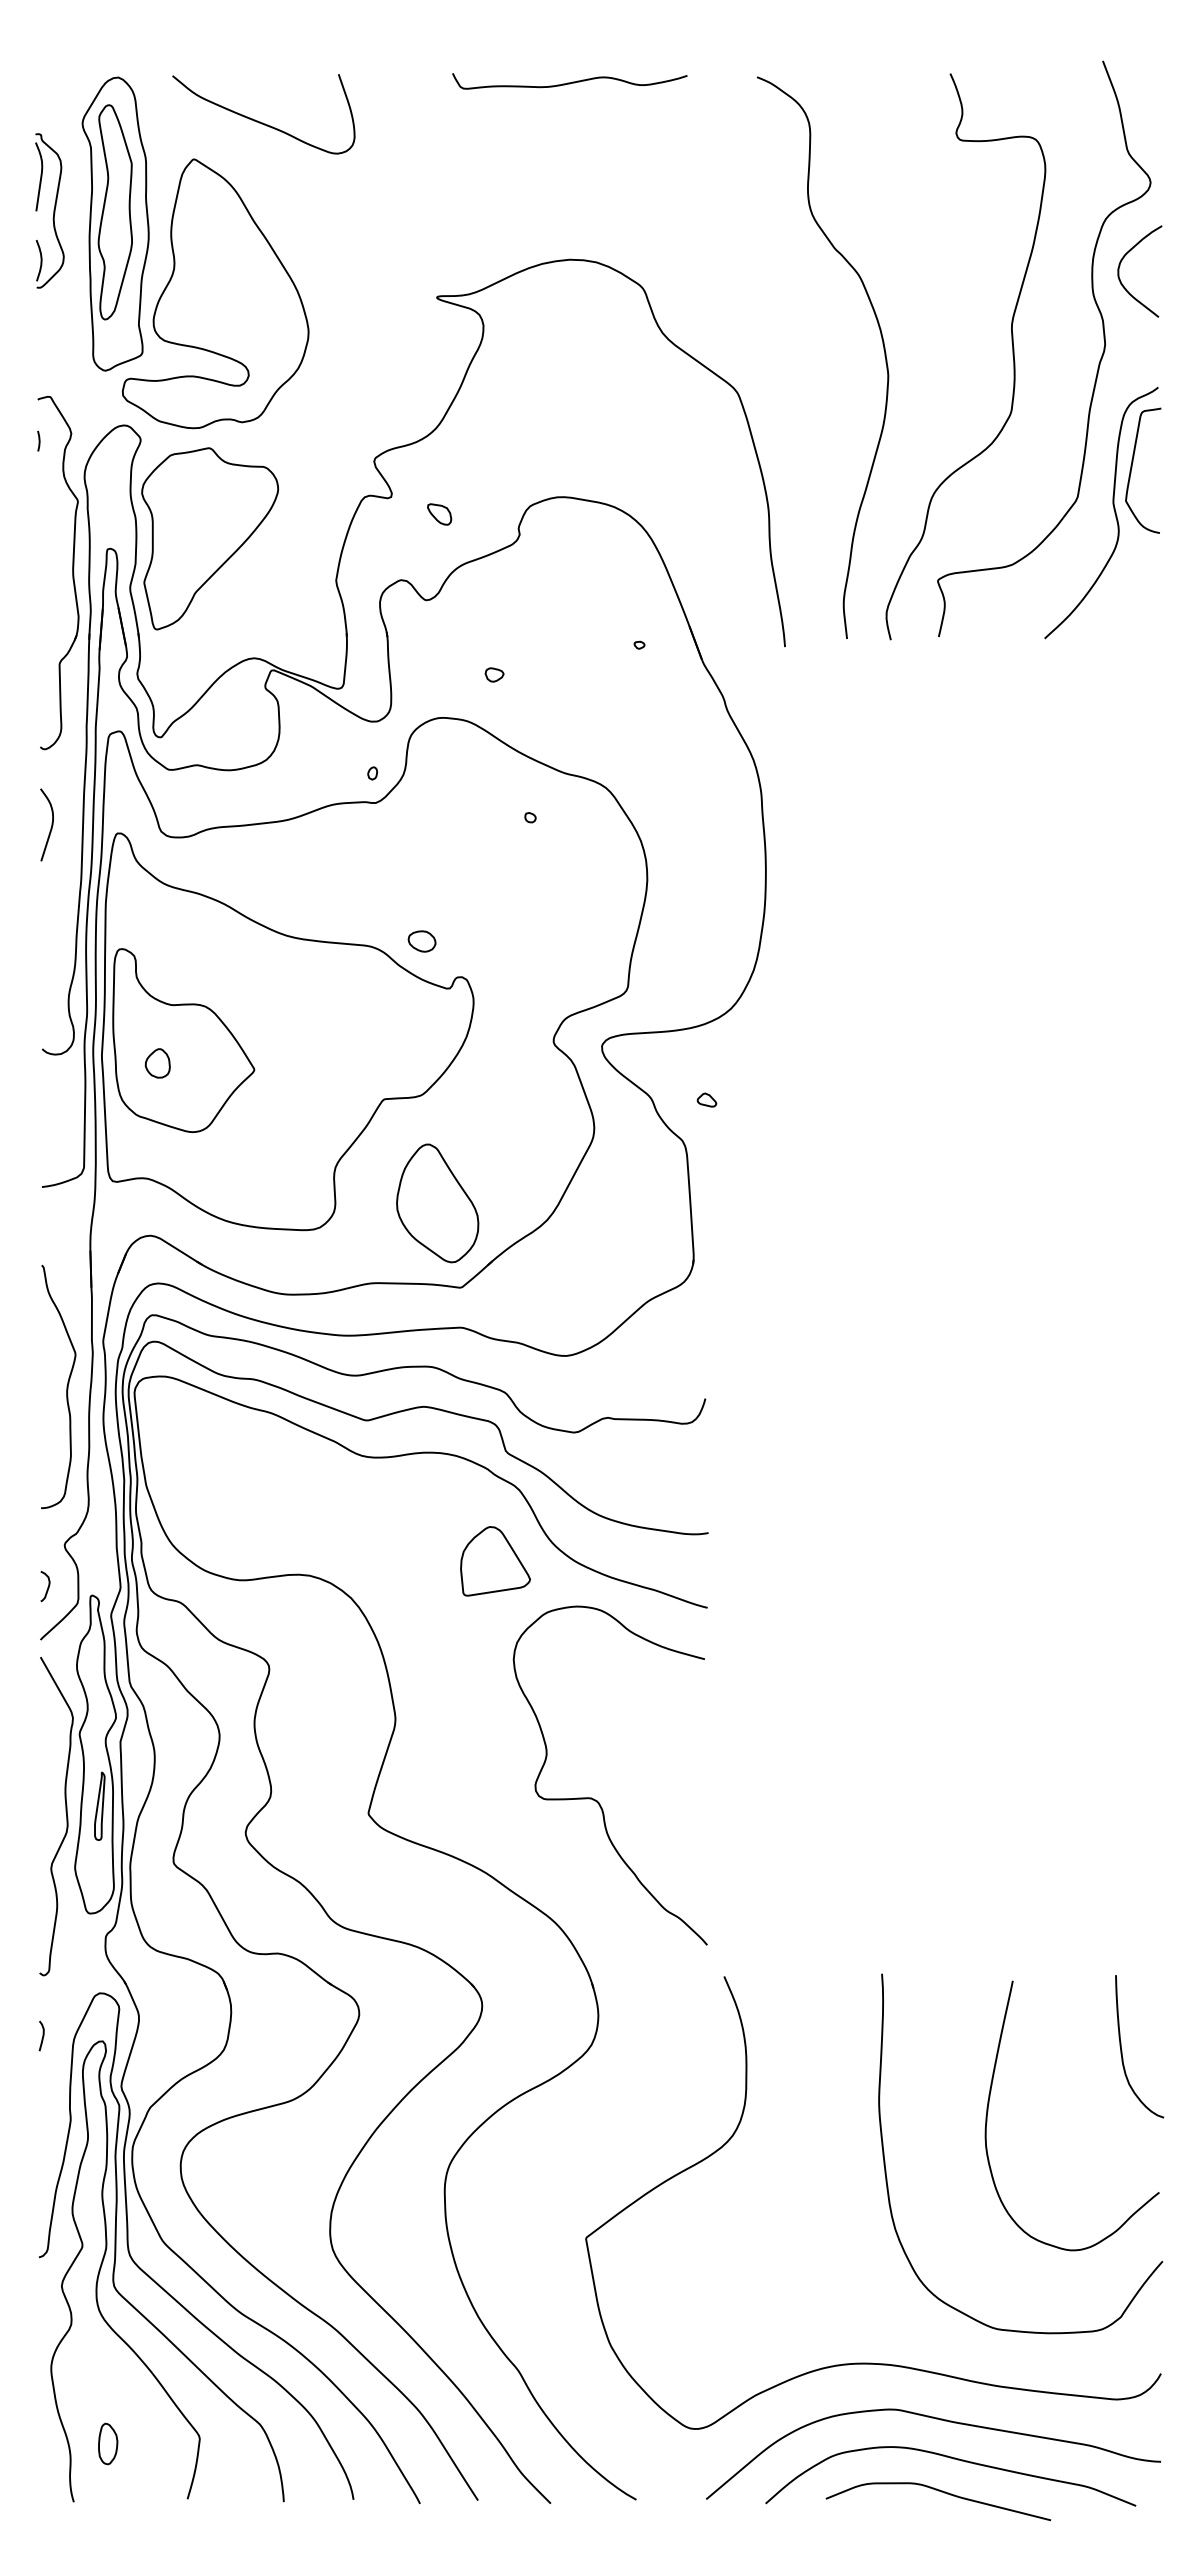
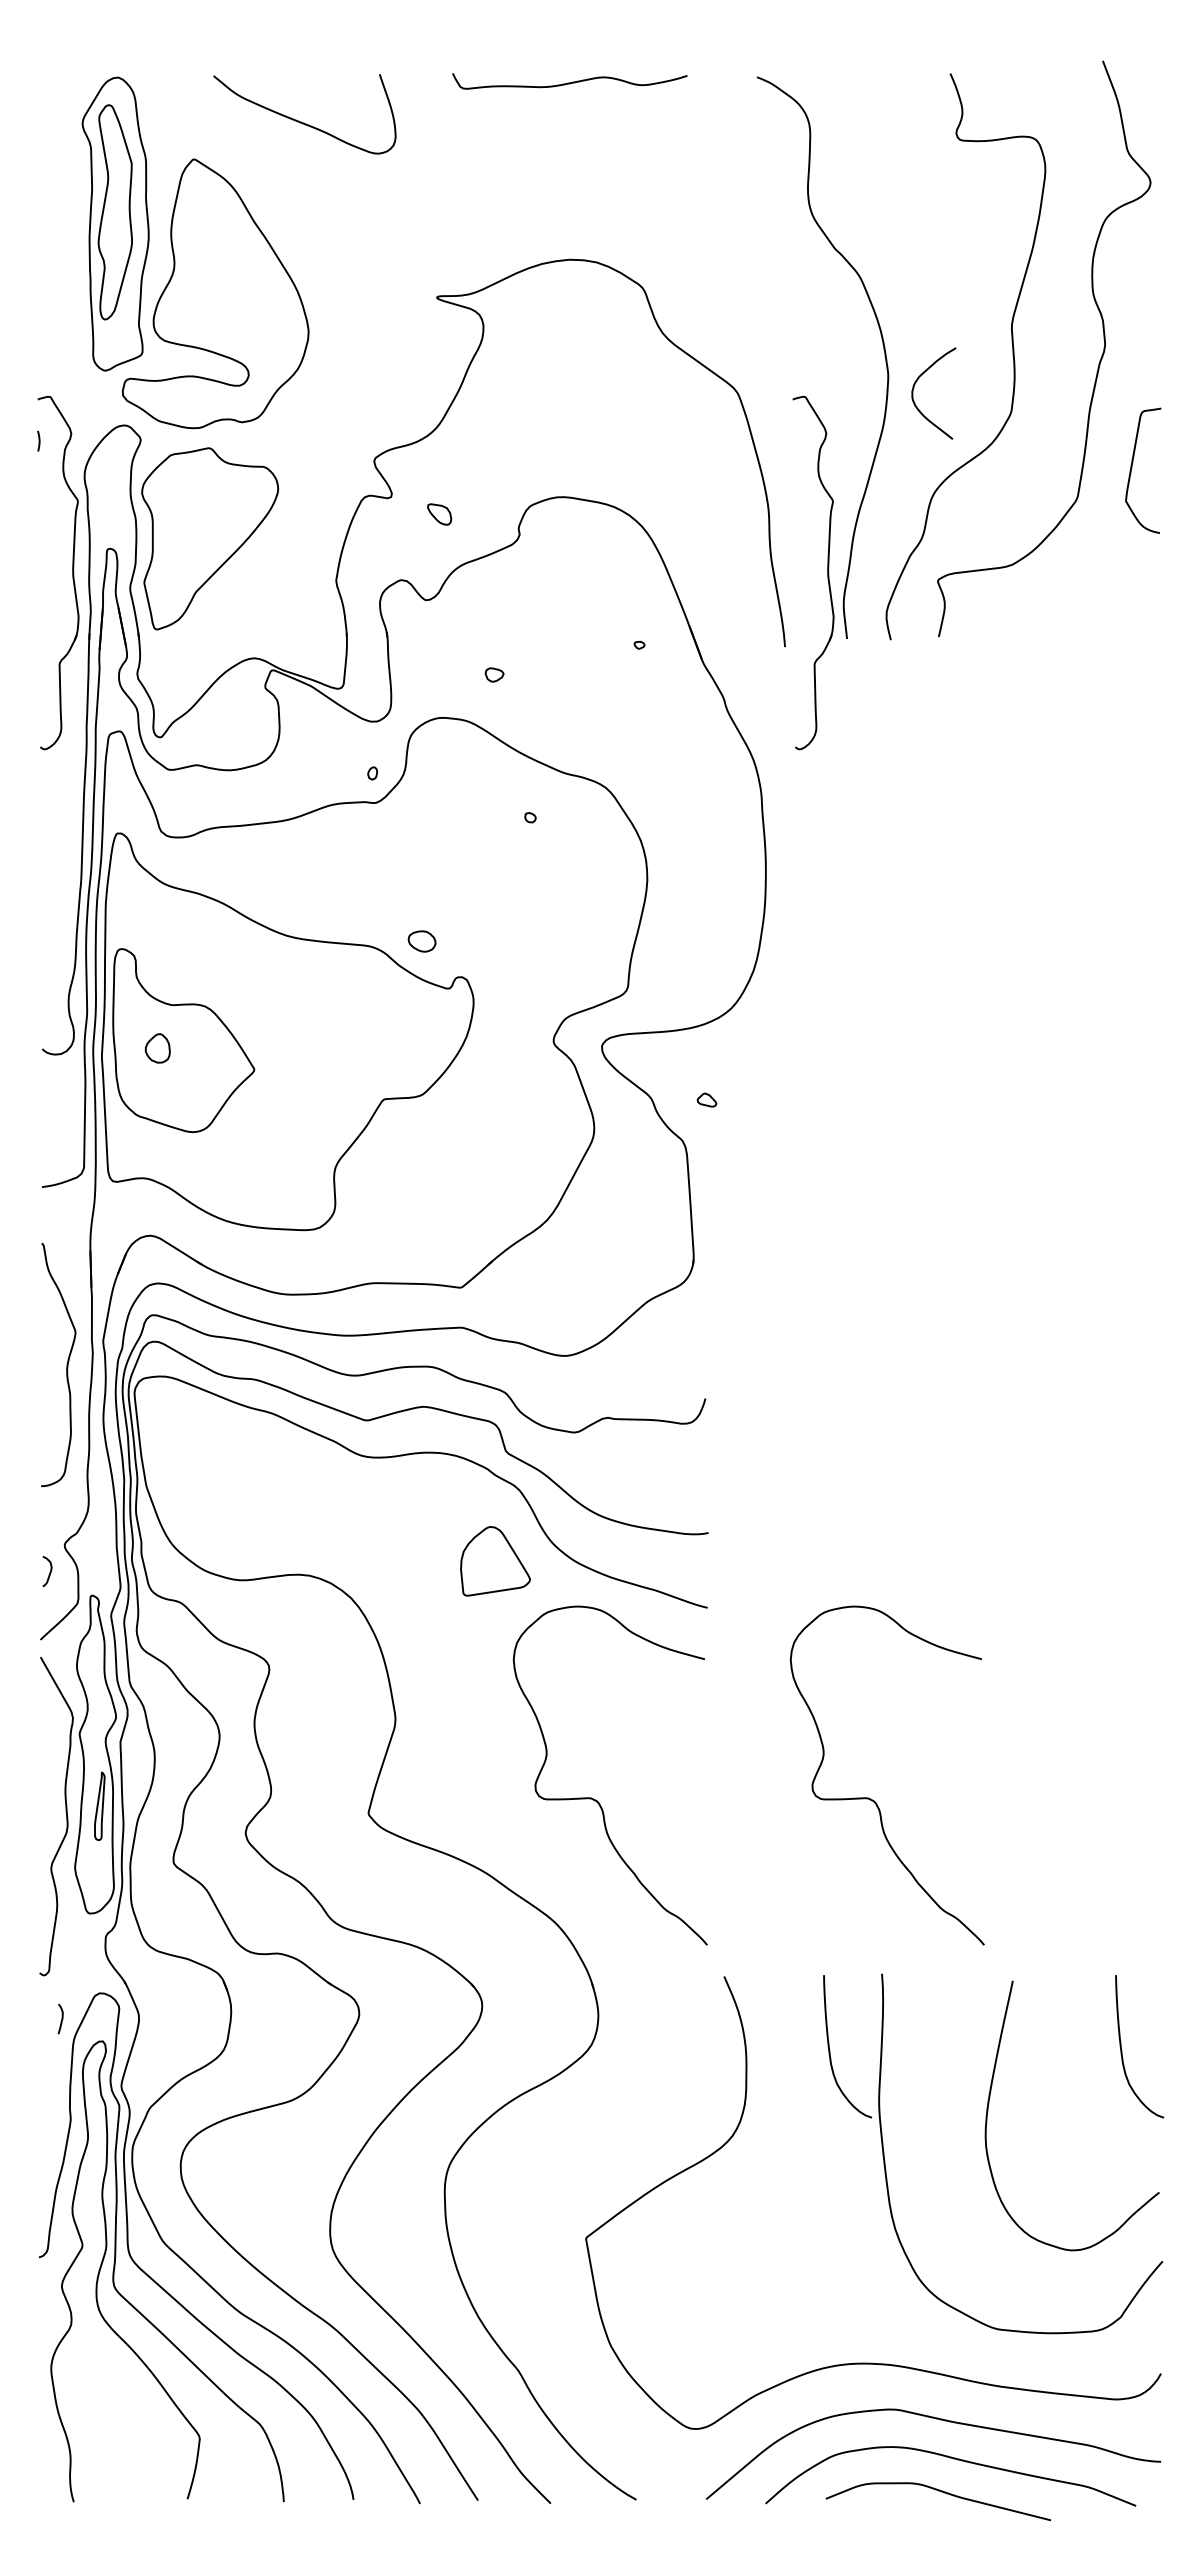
curve position: (260, 121) -> (301, 121) (301, 121)
part: present -> none (49, 210)
curve position: (1120, 266) -> (914, 388) (914, 388)
curve: present -> none (1113, 509)
part: none -> present (827, 572)
curve: present -> none (51, 824)
part position: (157, 1063) -> (157, 1048) (157, 1048)
part: present -> none (437, 1203)
curve position: (66, 1386) -> (66, 1364) (66, 1364)
curve position: (47, 1587) -> (49, 1572) (49, 1572)
curve: none -> present (874, 1800)
curve position: (42, 2035) -> (61, 2018) (61, 2018)
curve: none -> present (830, 2050)
part: present -> none (108, 2443)
